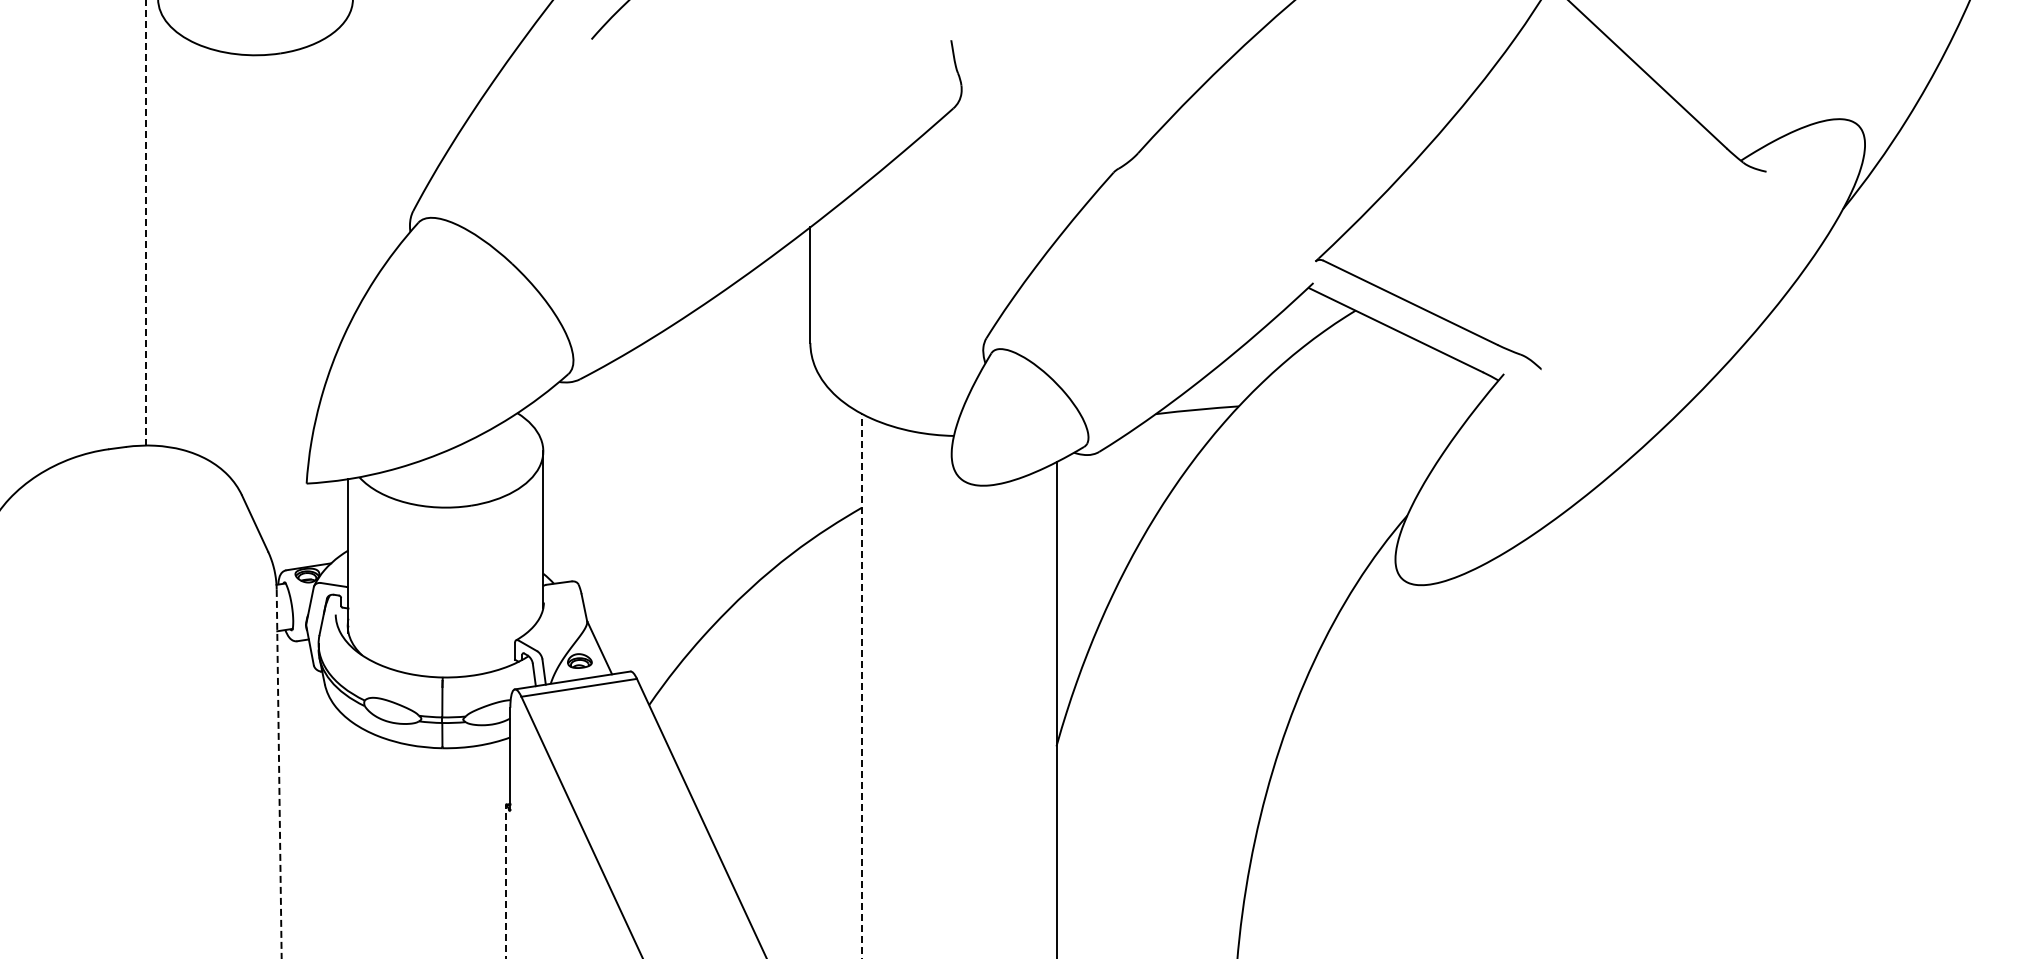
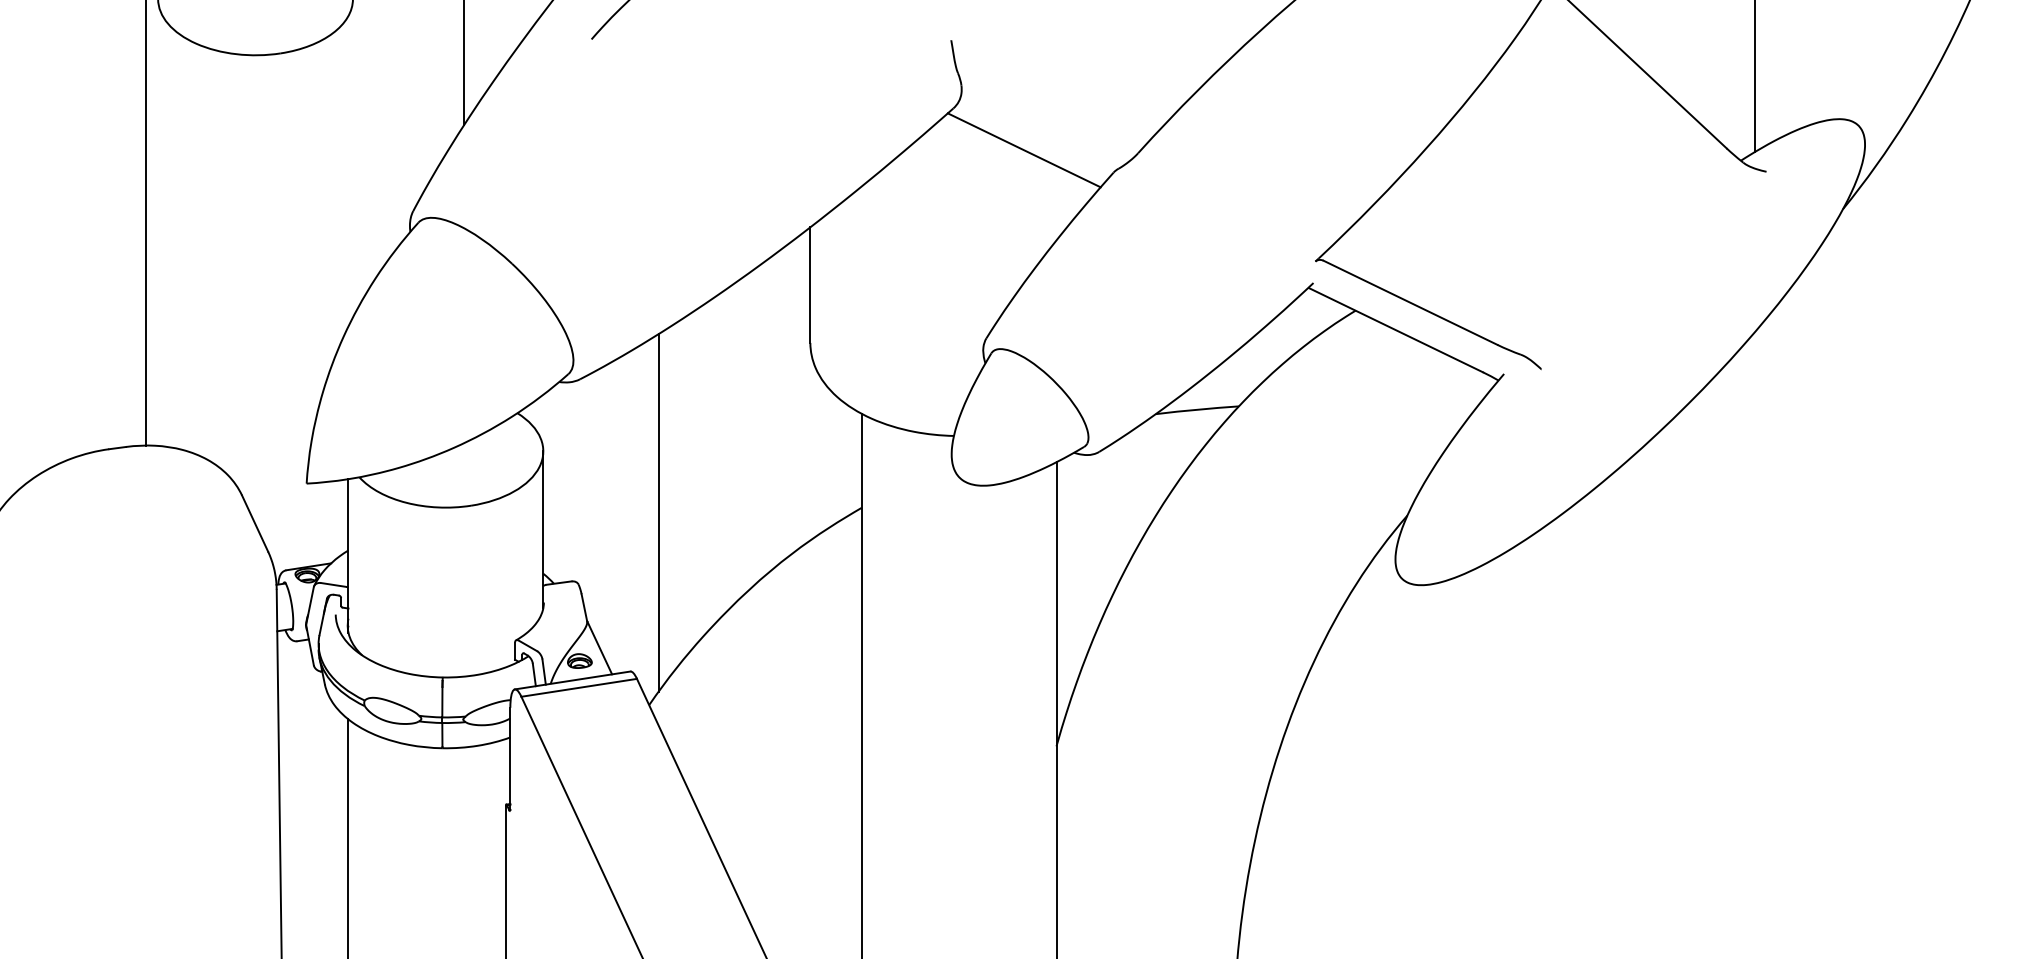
line: none -> present (463, 63)
line: none -> present (1754, 77)
line: none -> present (1023, 150)
line: dashed -> solid (145, 222)
line: none -> present (658, 512)
line: dashed -> solid (861, 685)
line: dashed -> solid (279, 773)
line: none -> present (348, 837)
line: dashed -> solid (505, 882)
